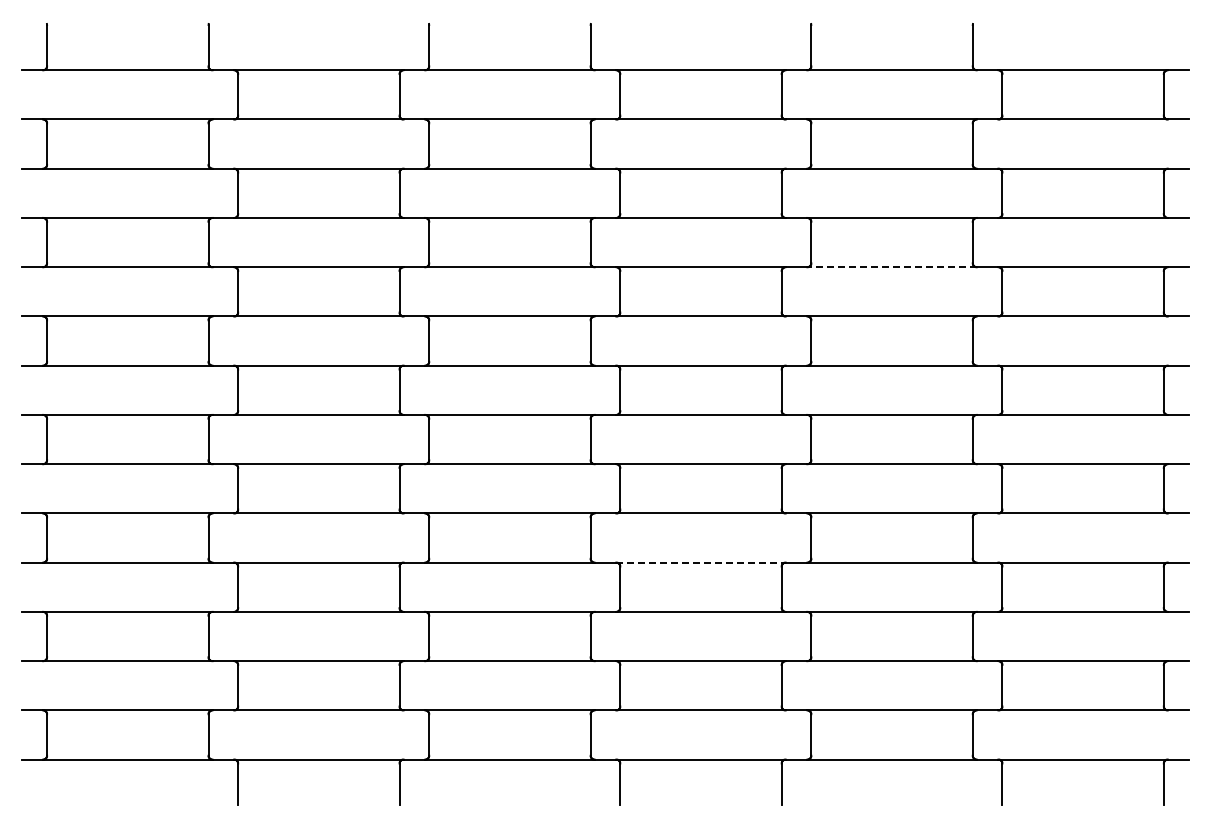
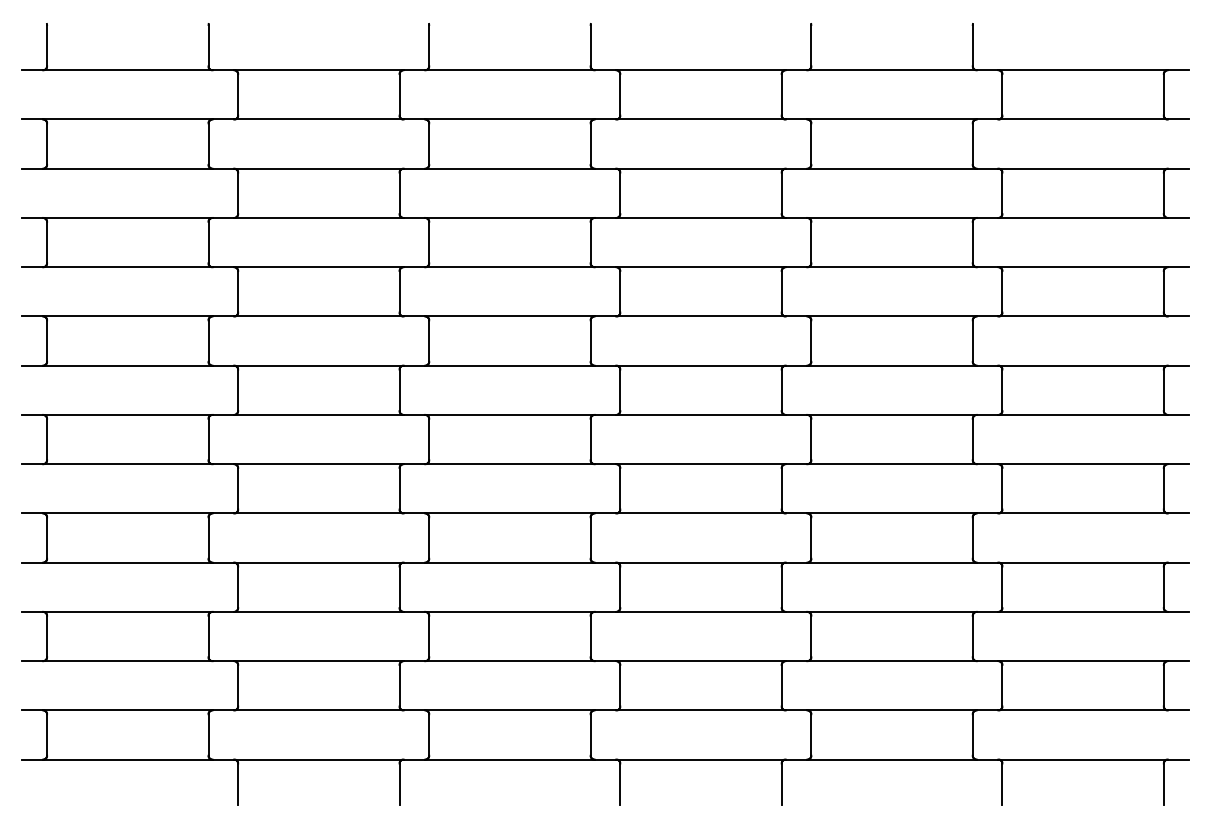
line: dashed -> solid (892, 267)
line: dashed -> solid (701, 562)
